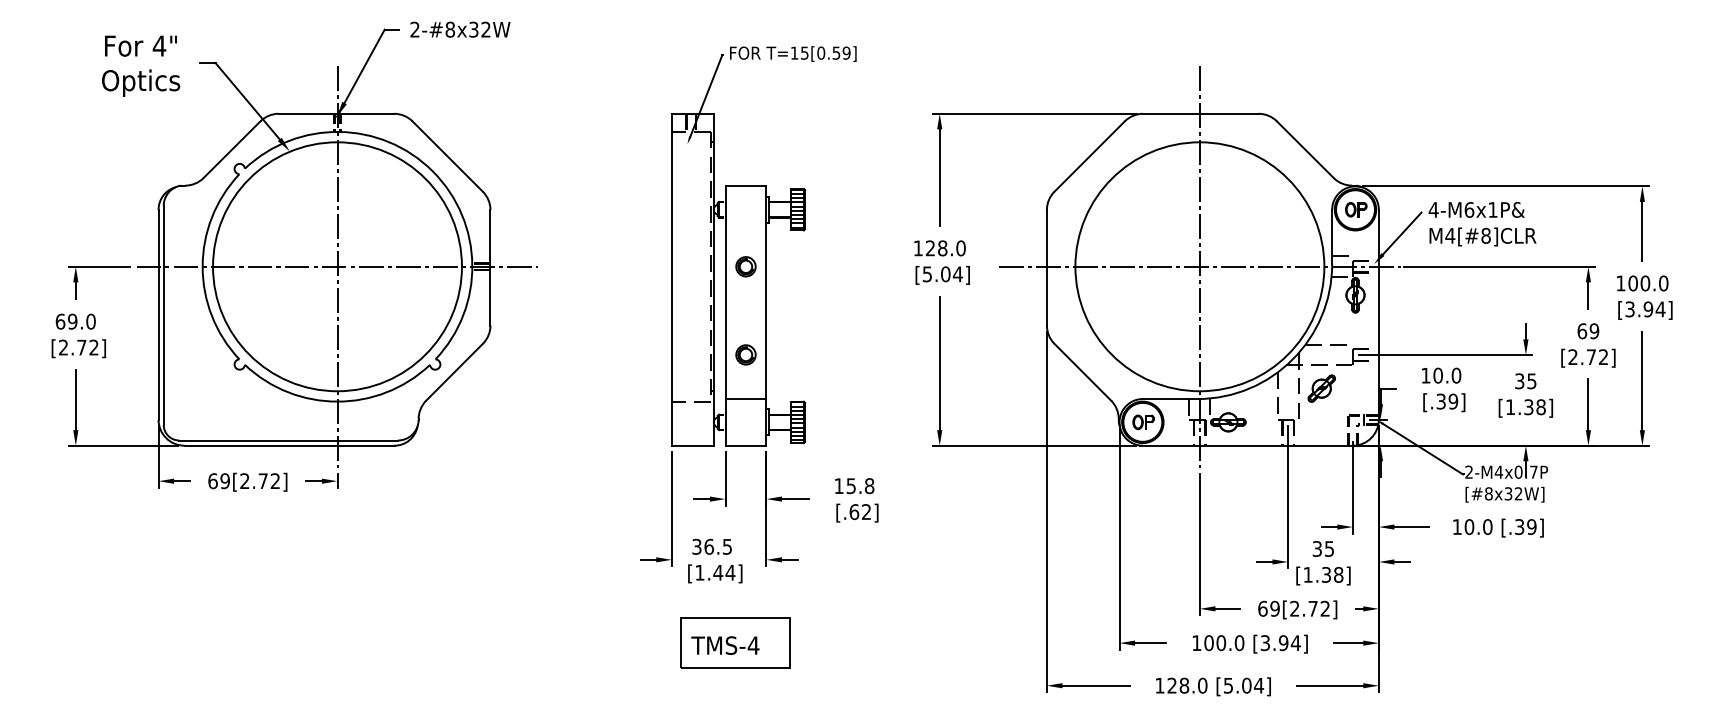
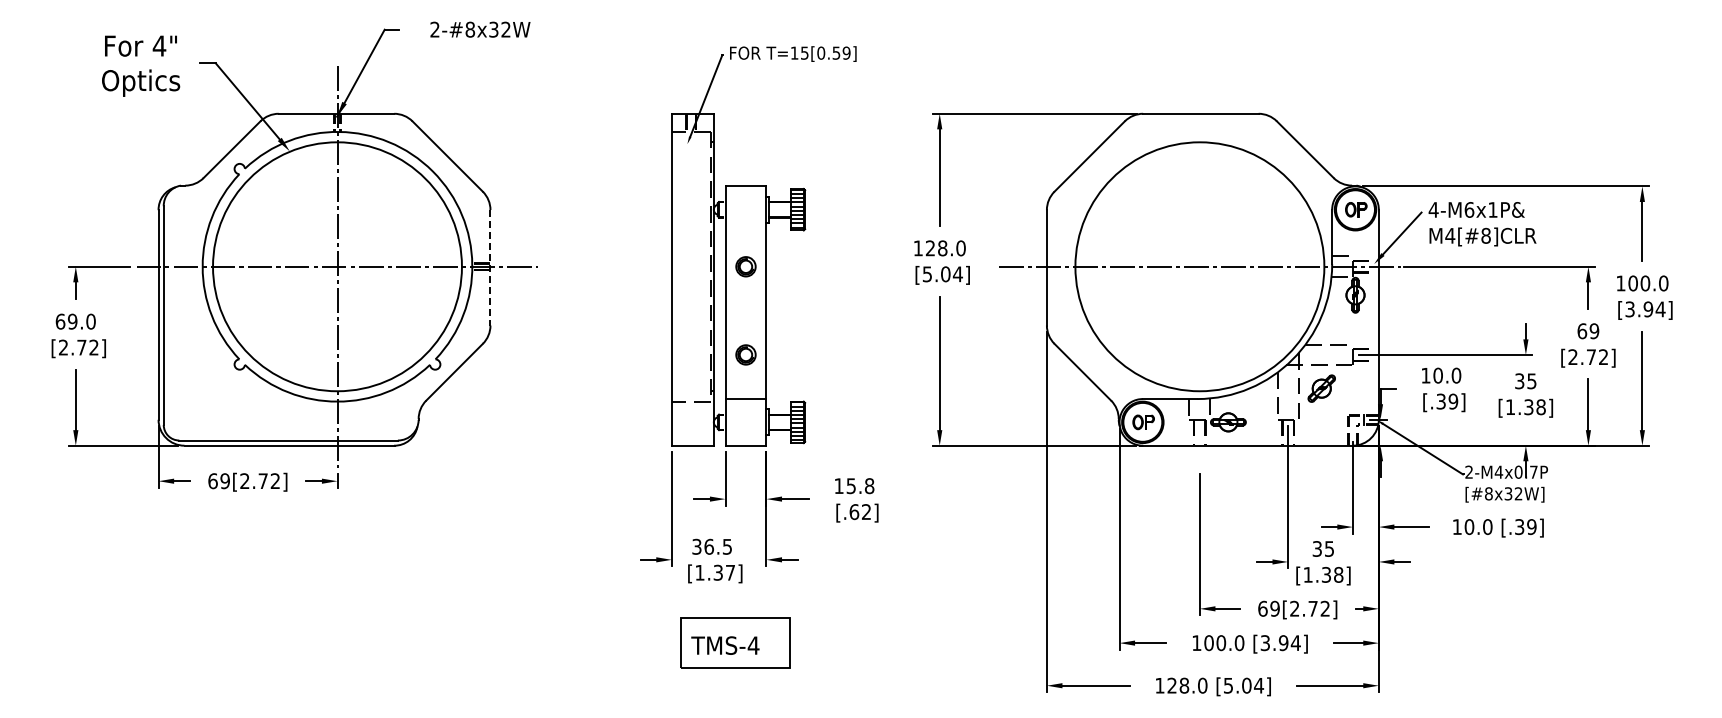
text position: (460, 29) -> (480, 29) (480, 29)
line: present -> none (1199, 266)
line: solid -> dashed (490, 267)
text: [1.44] -> [1.37] (724, 572)
